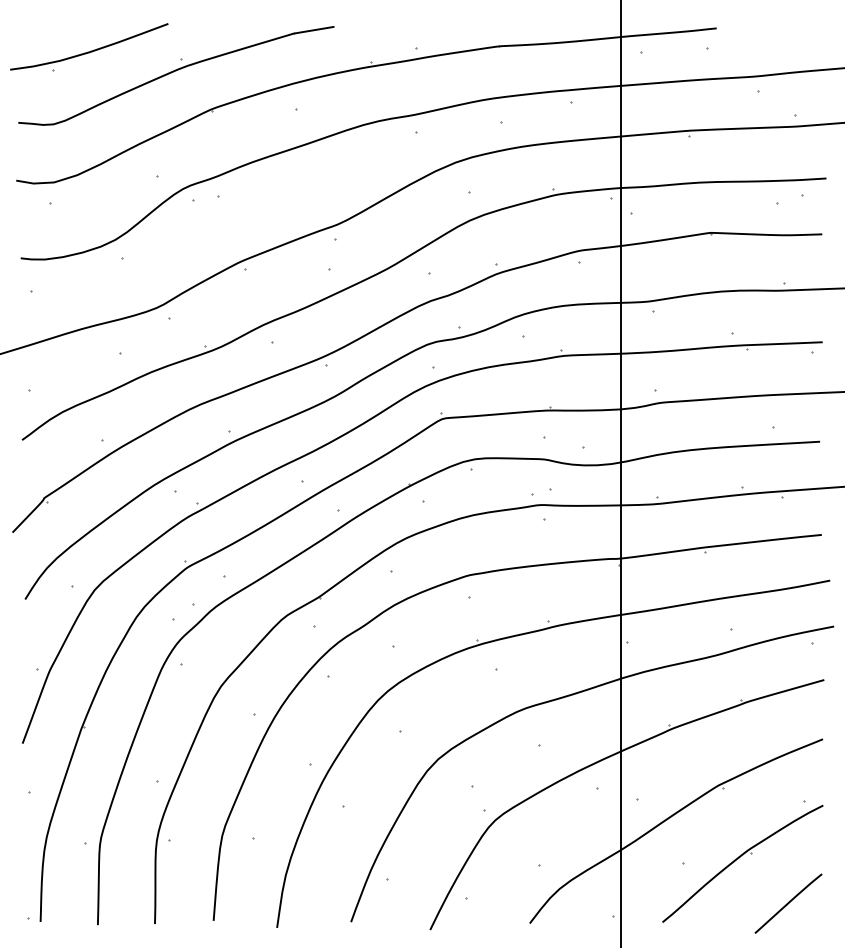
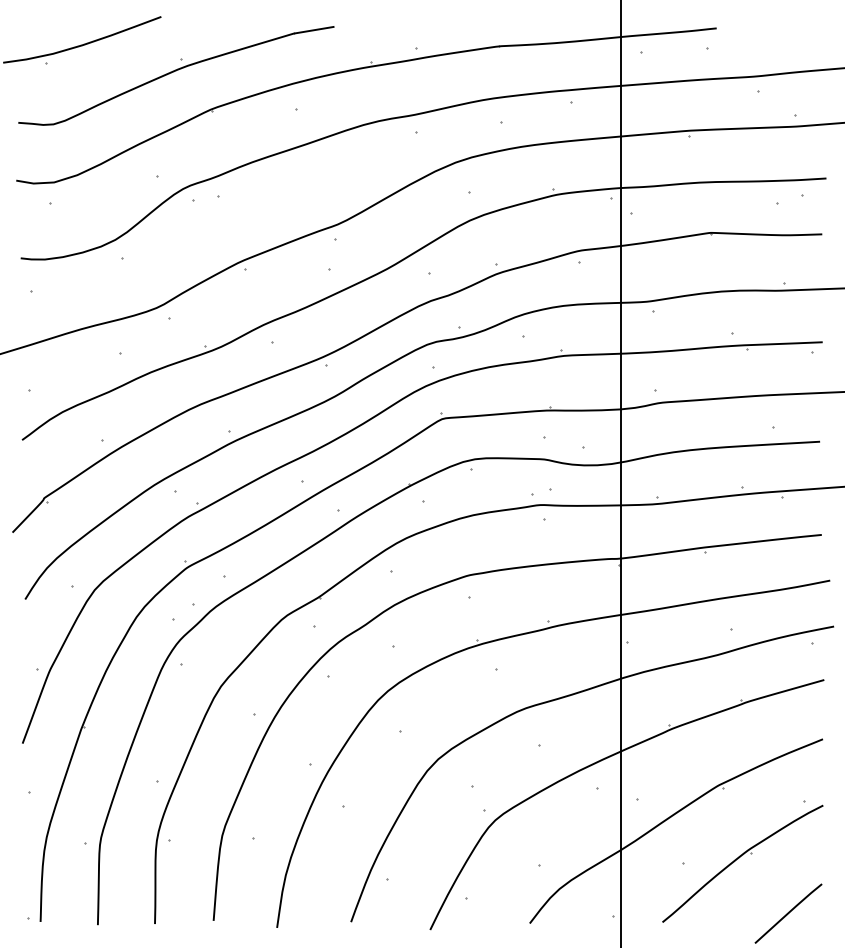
part position: (89, 47) -> (82, 40) (82, 40)
line position: (788, 903) -> (788, 913) (788, 913)
